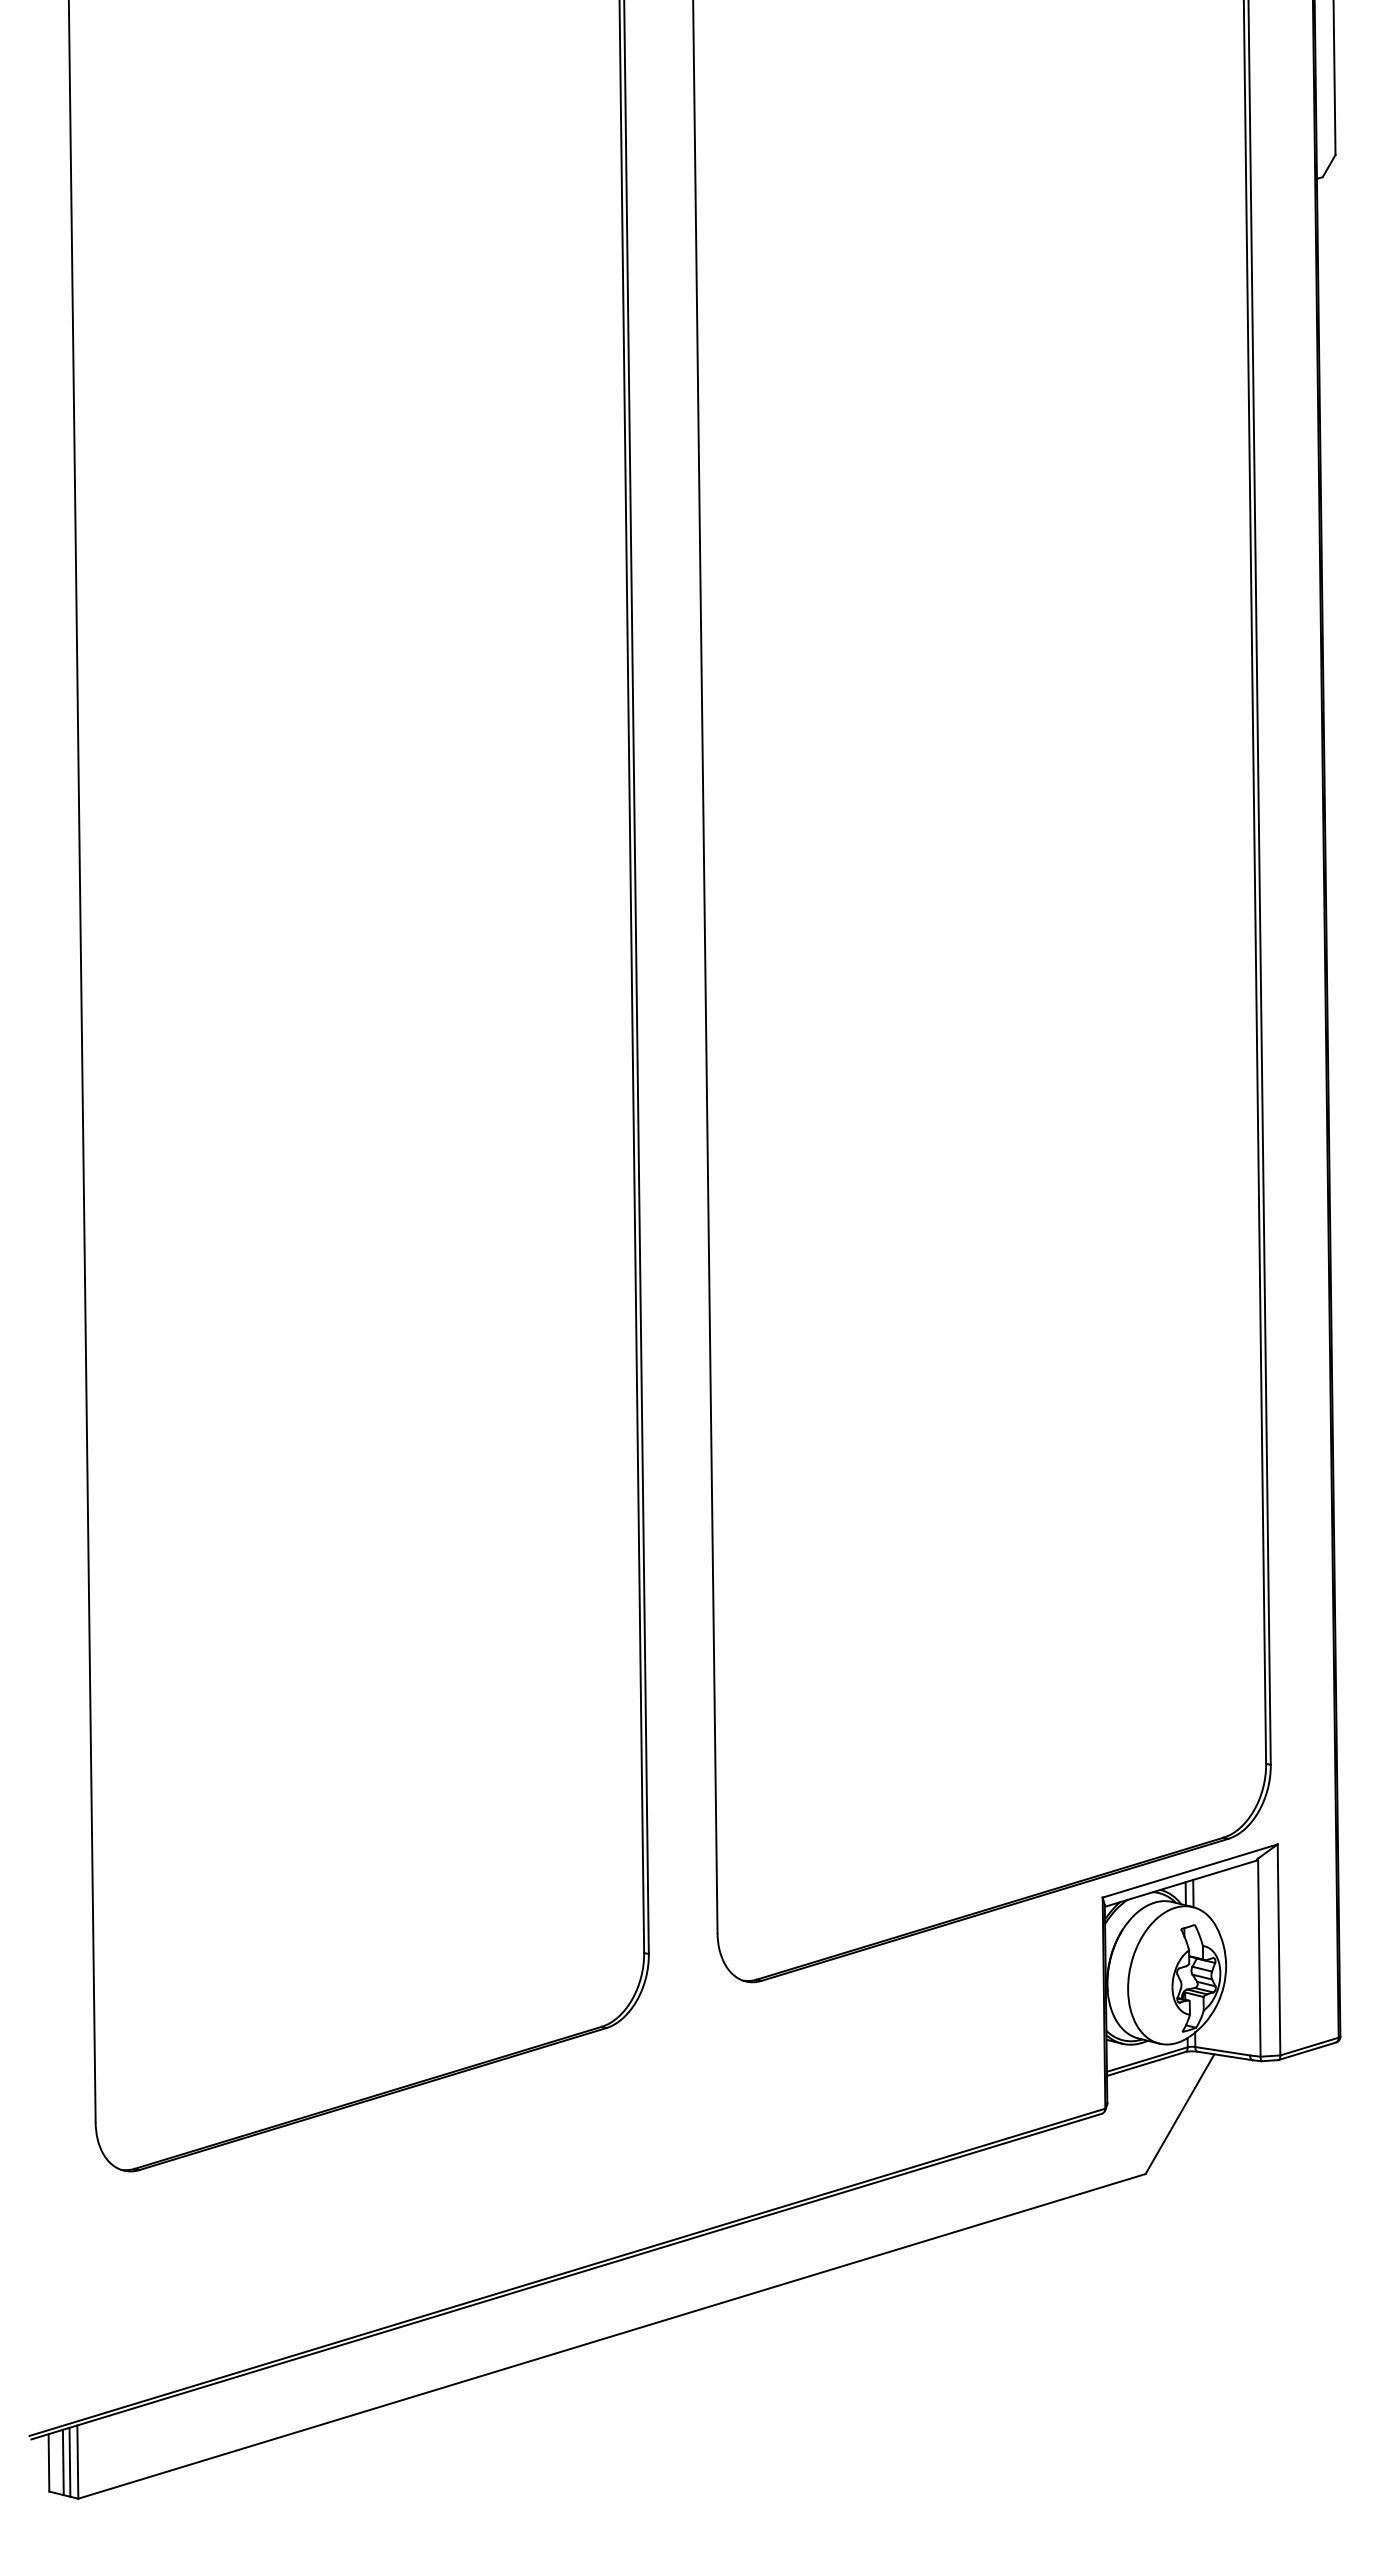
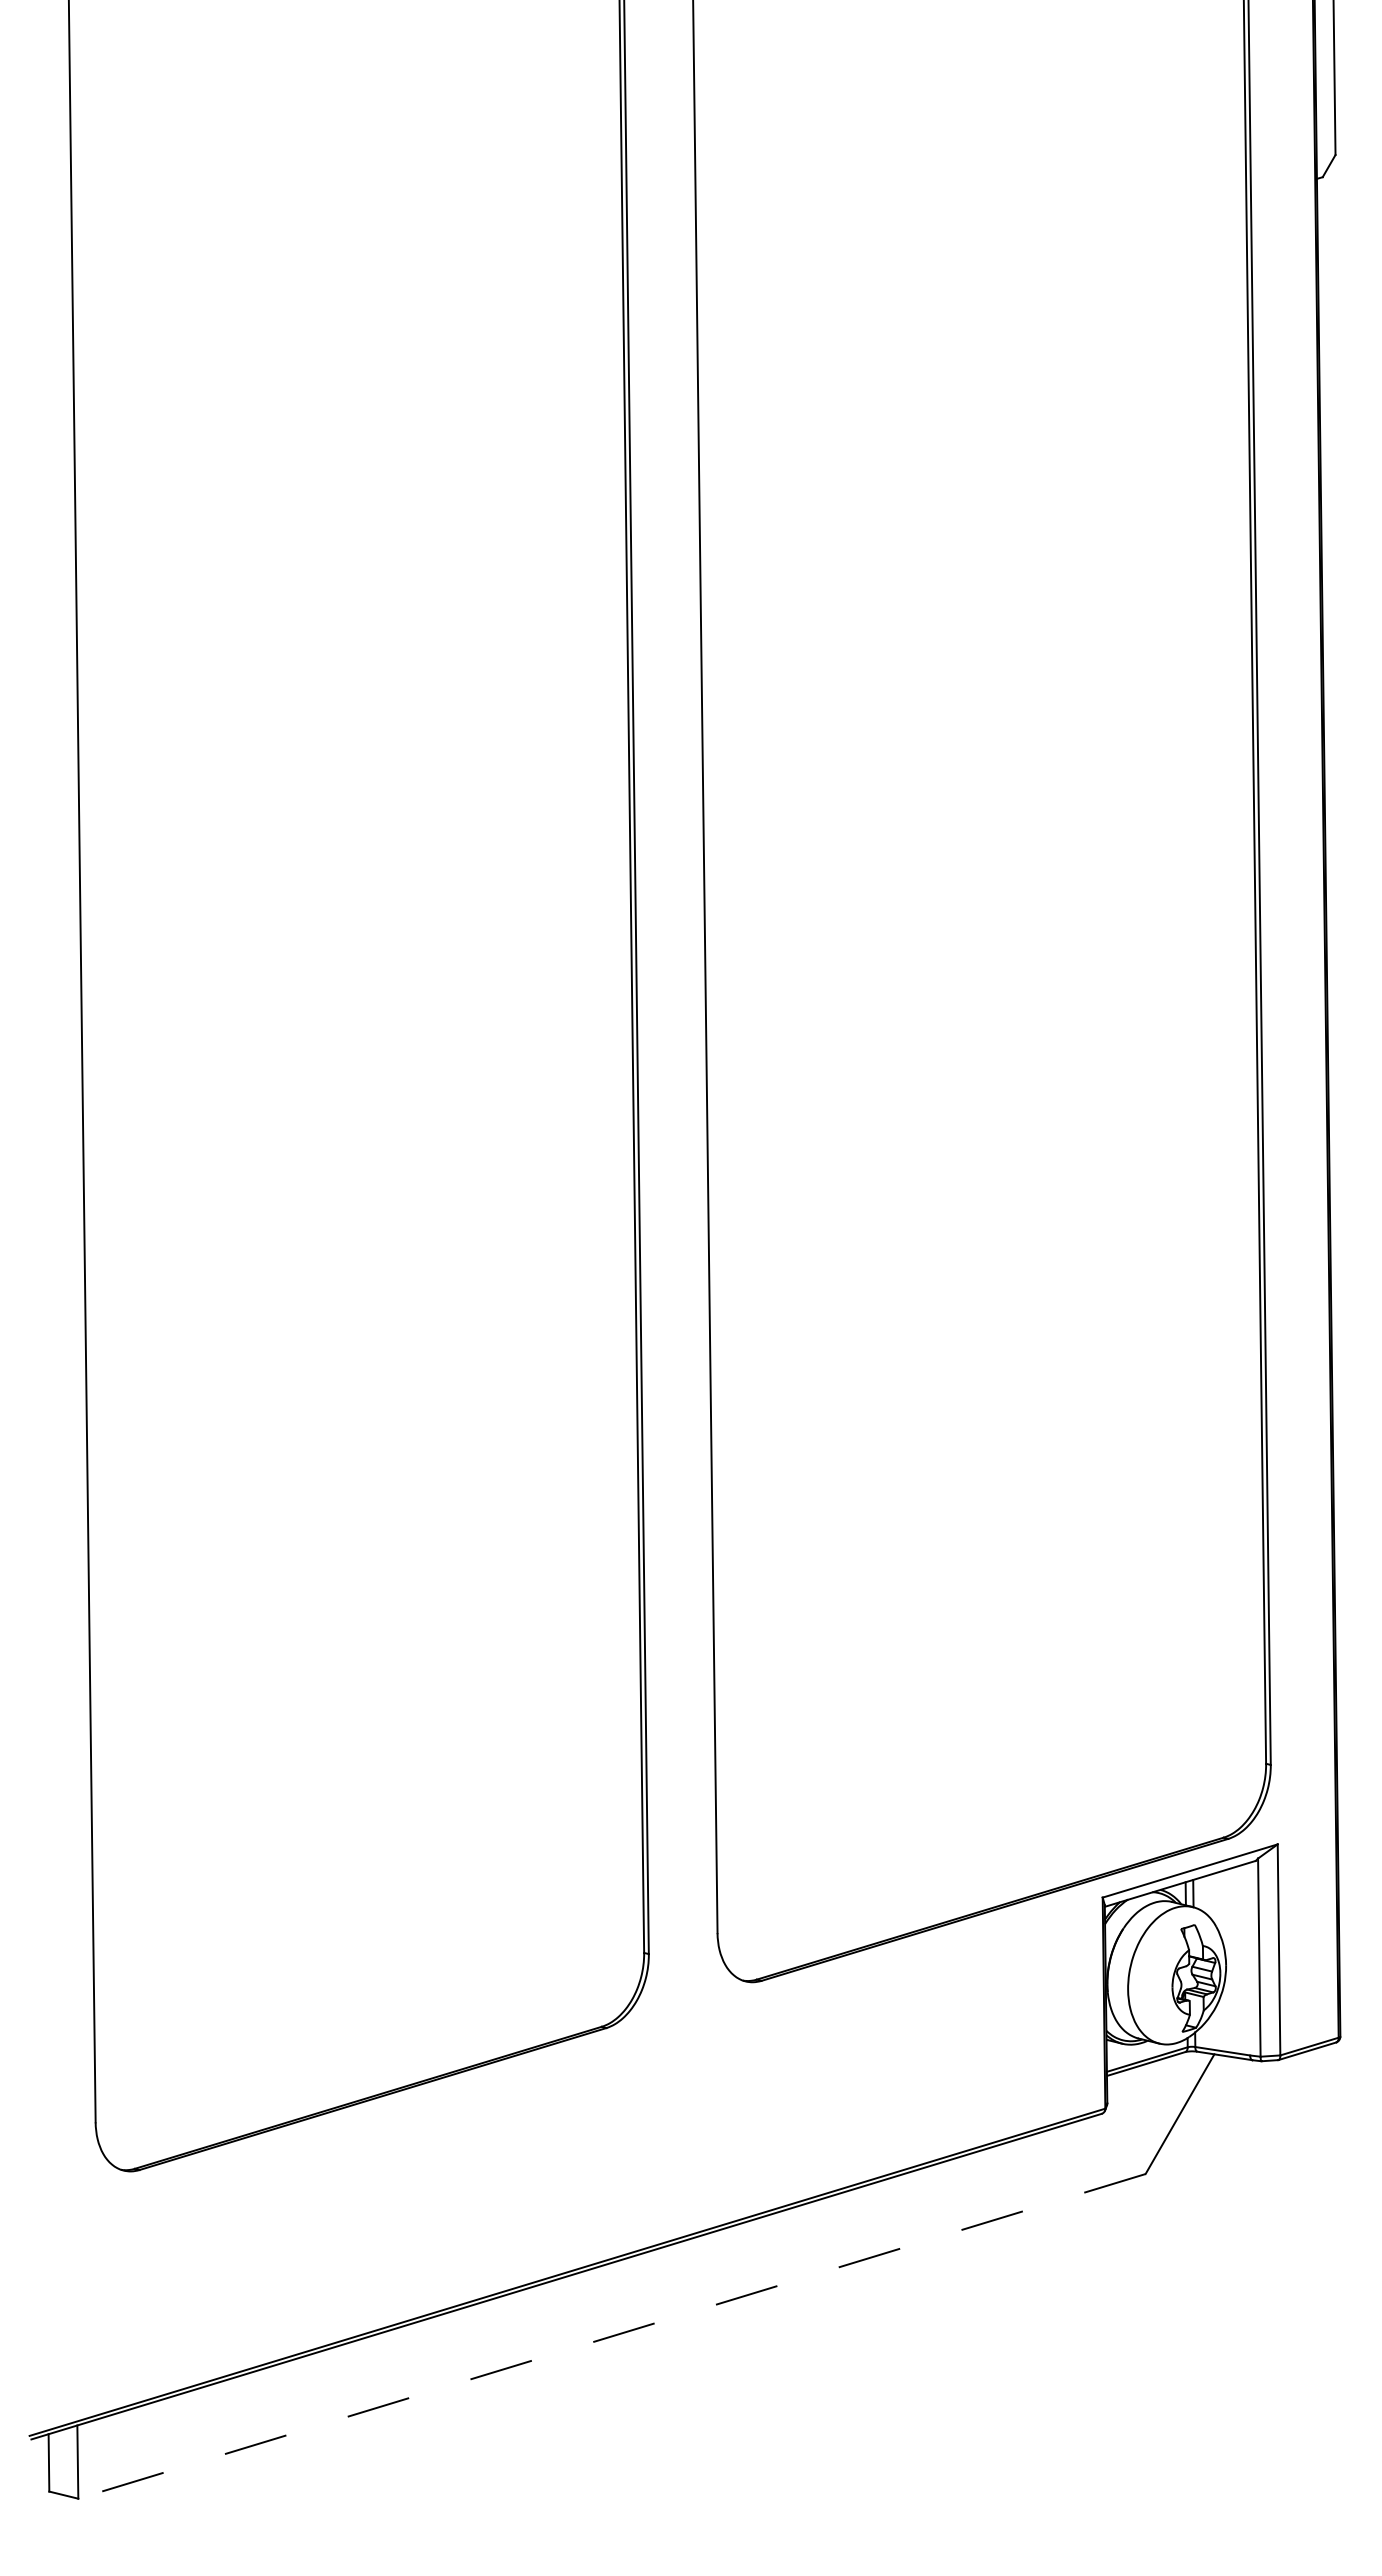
line: solid -> dashed (611, 2336)
line: present -> none (69, 2461)
line: present -> none (62, 2462)
